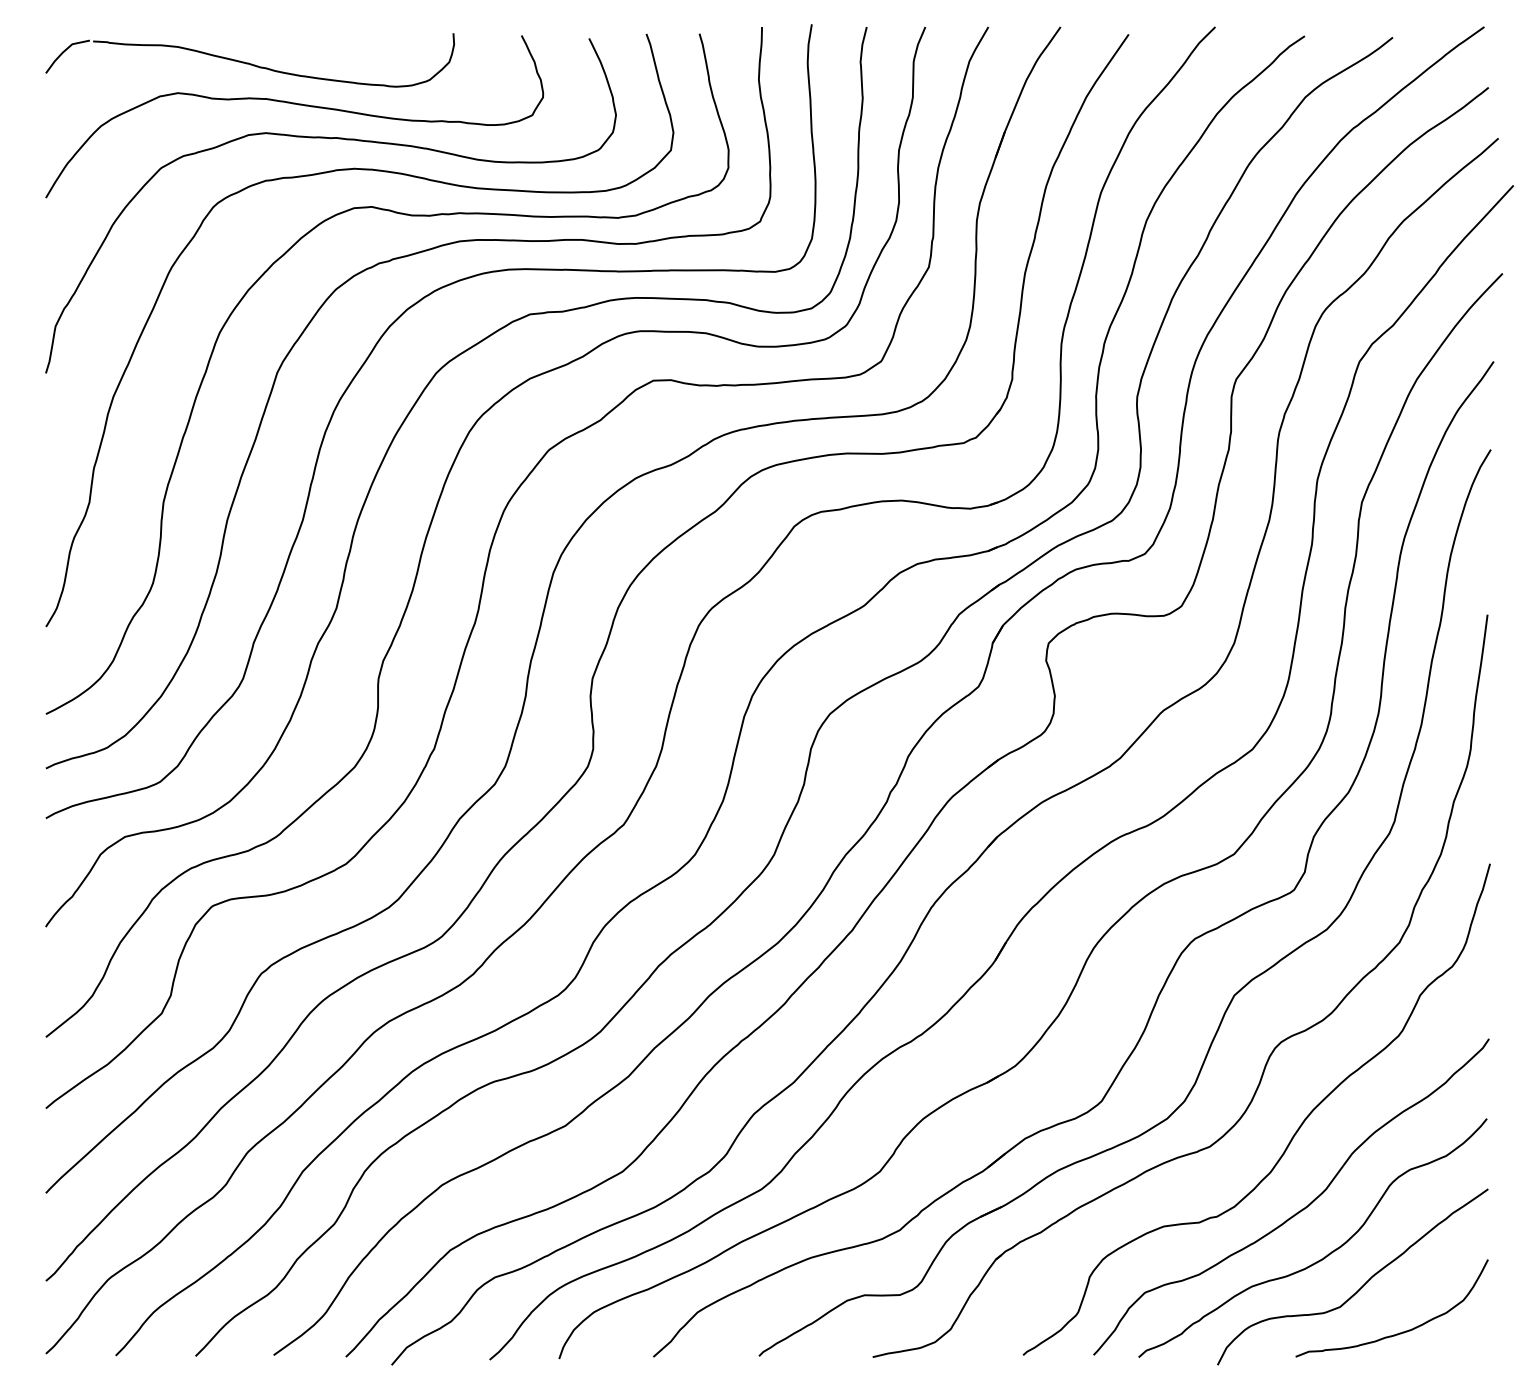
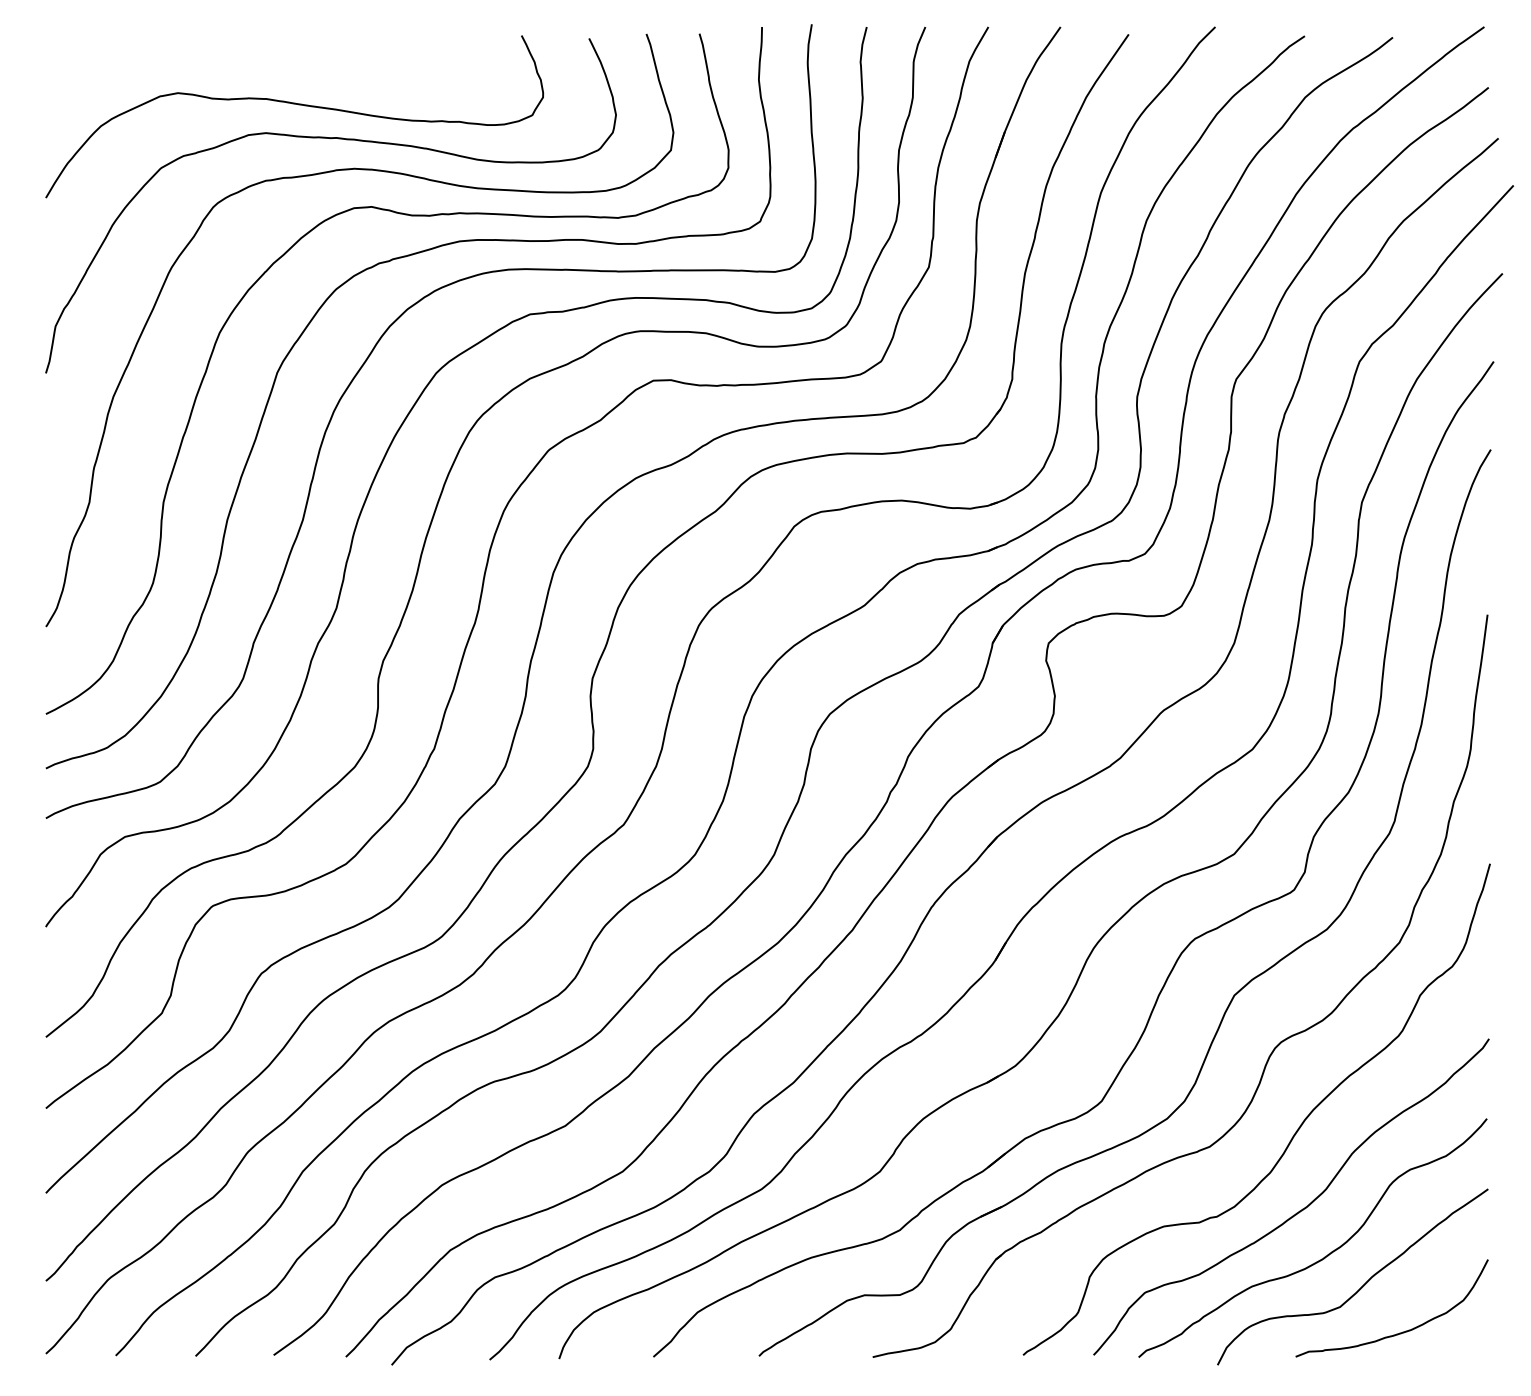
part: present -> none (250, 60)
